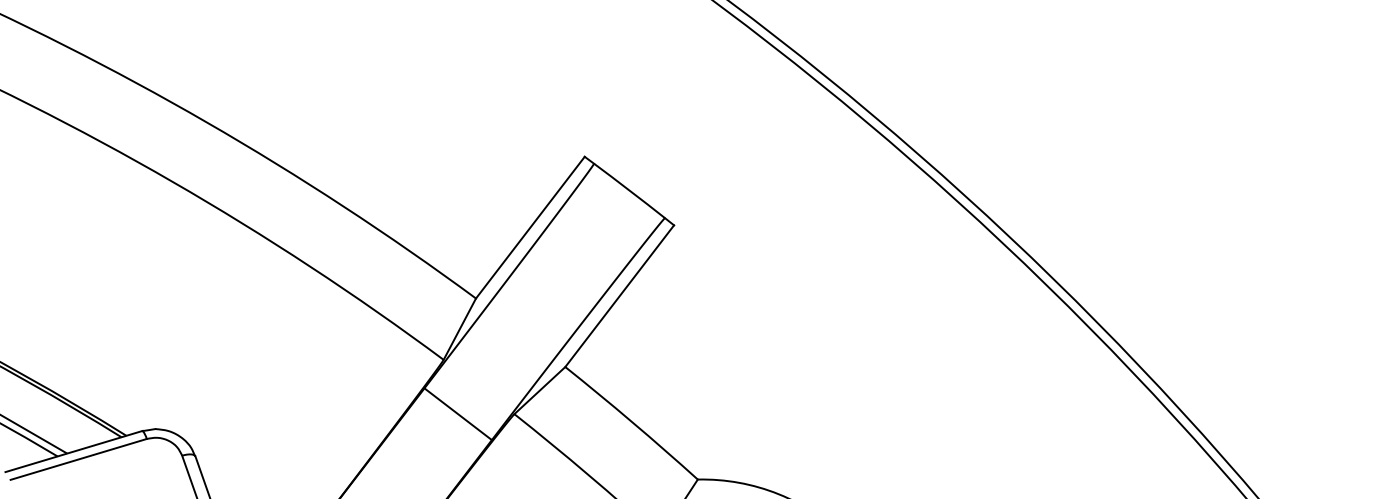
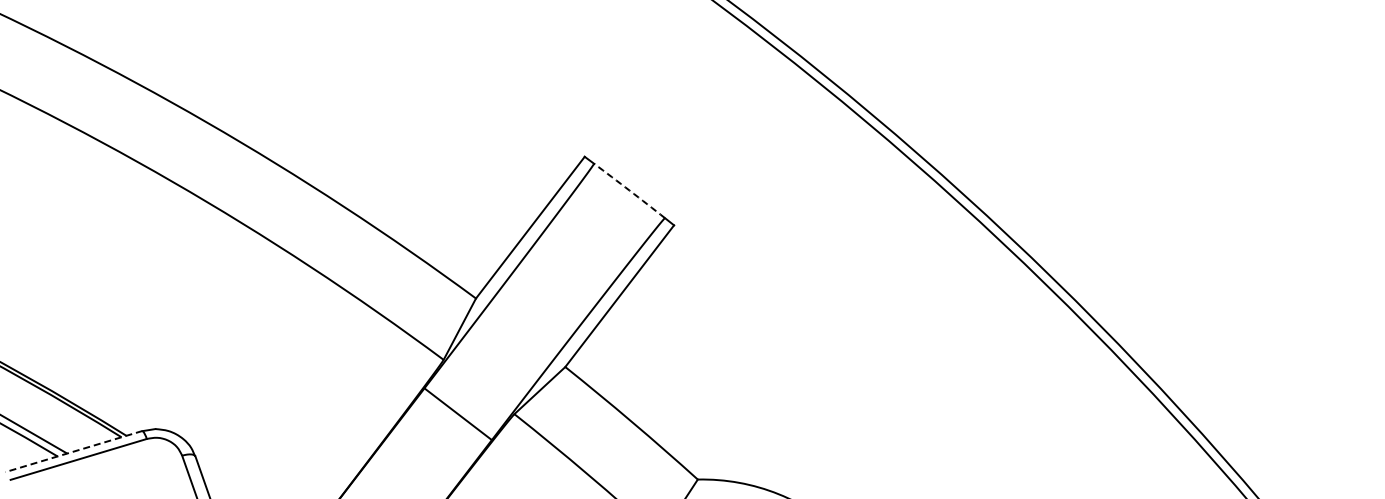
arc: solid -> dashed (629, 190)
line: solid -> dashed (74, 451)
